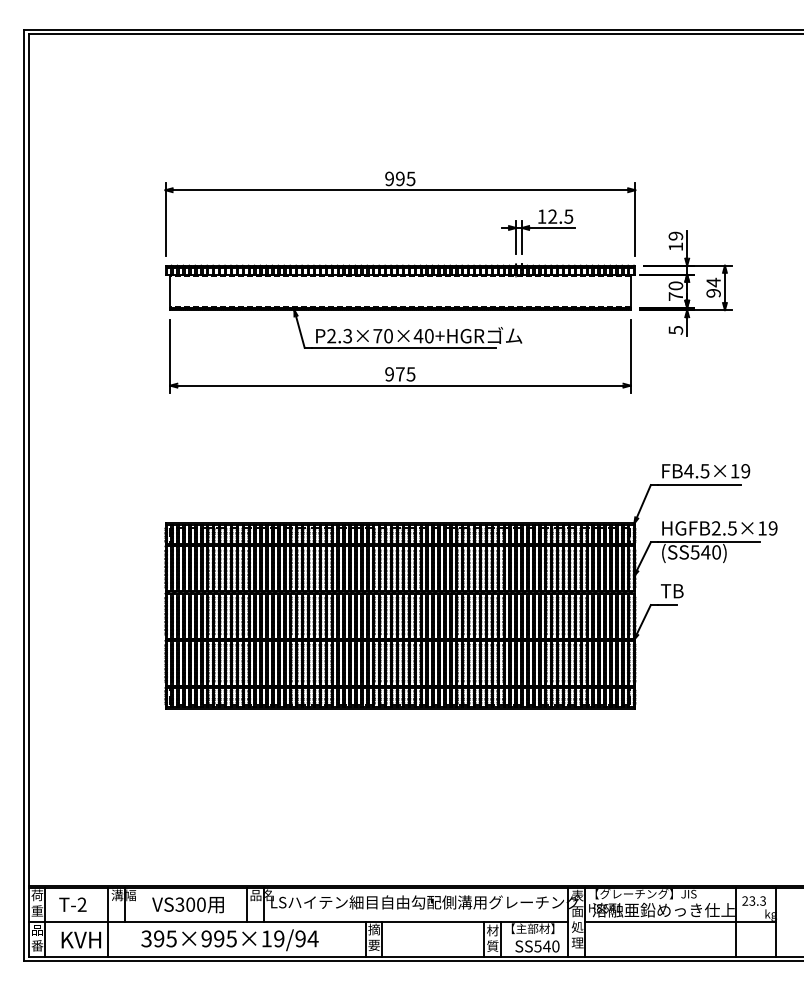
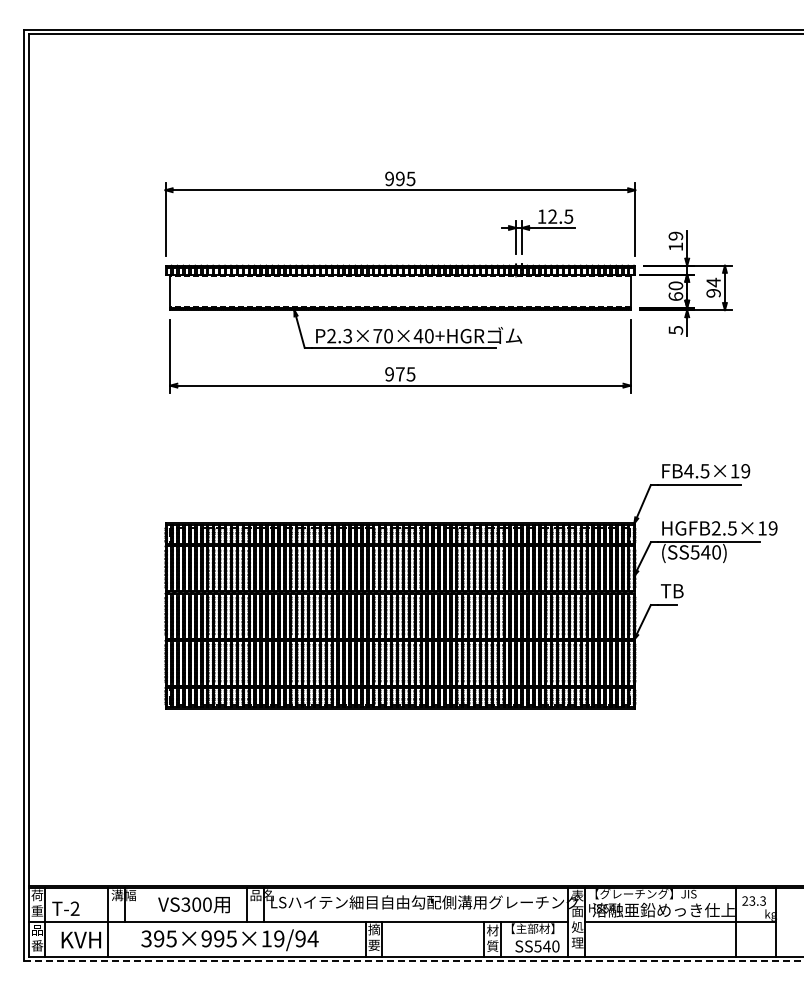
text: 70 -> 60 (675, 296)
text position: (72, 904) -> (65, 908) (65, 908)
text position: (187, 905) -> (193, 905) (193, 905)
line: solid -> dashed (413, 961)
